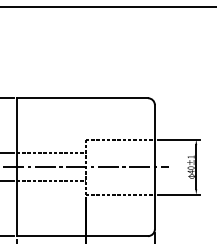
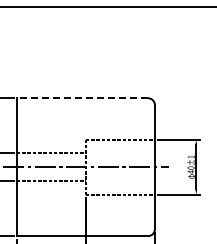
line: solid -> dashed (82, 98)
